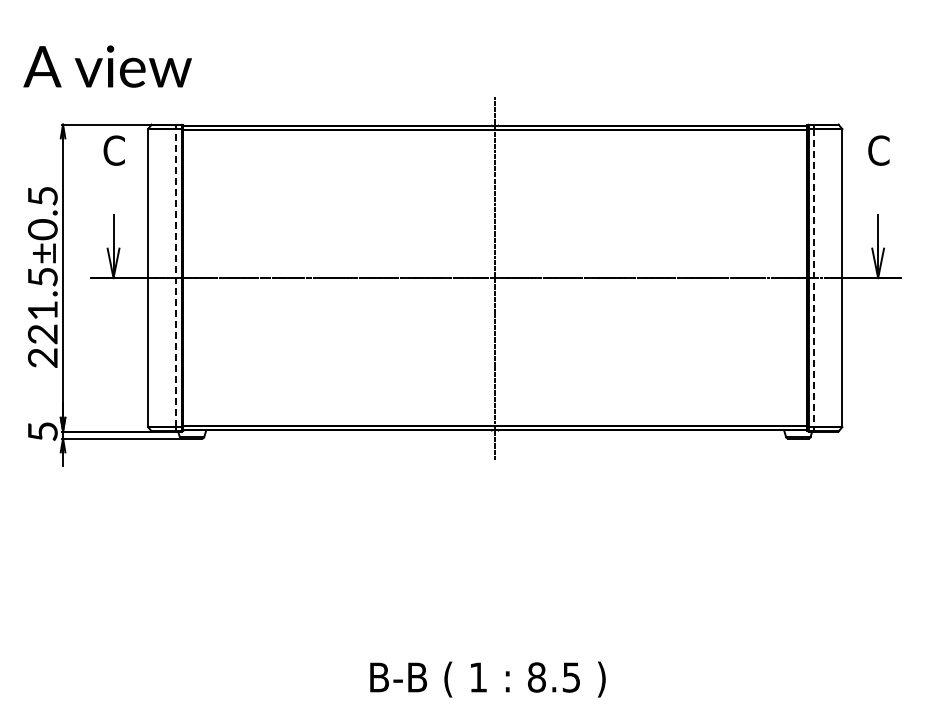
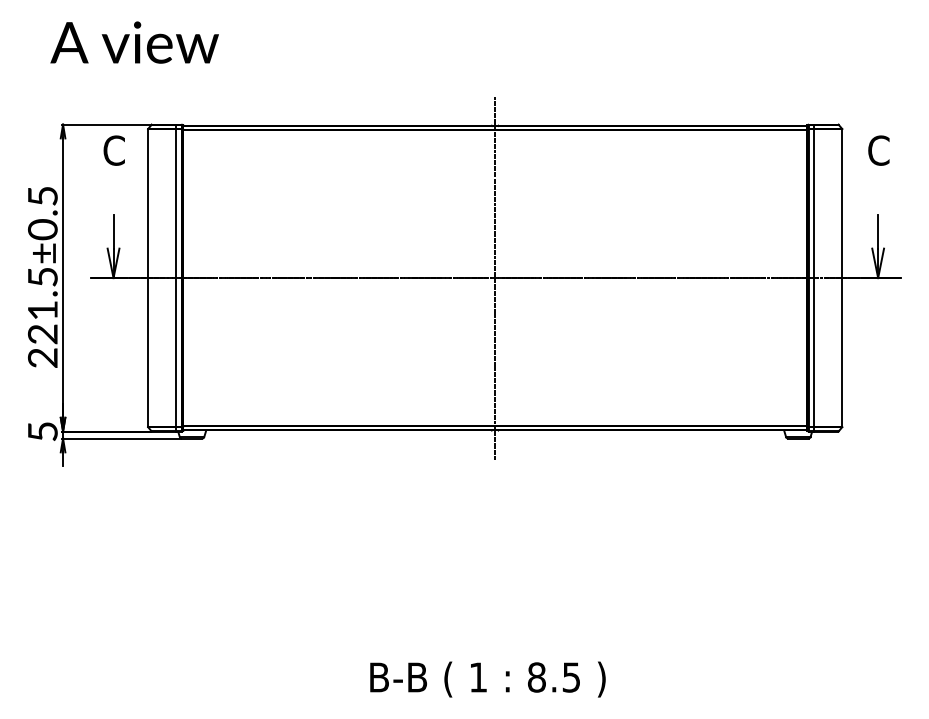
text position: (107, 66) -> (134, 42) (134, 42)
line: dashed -> solid (176, 278)
line: dashed -> solid (813, 278)
